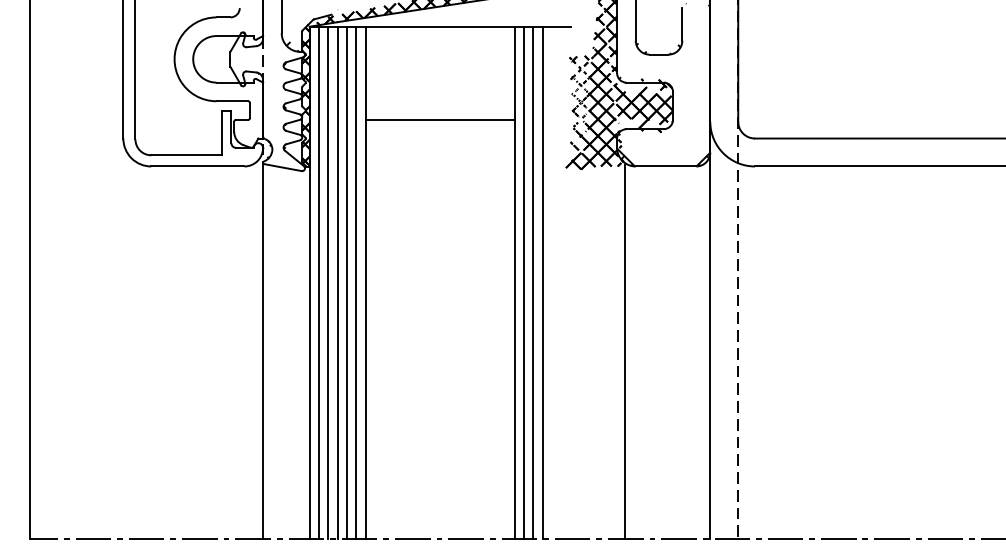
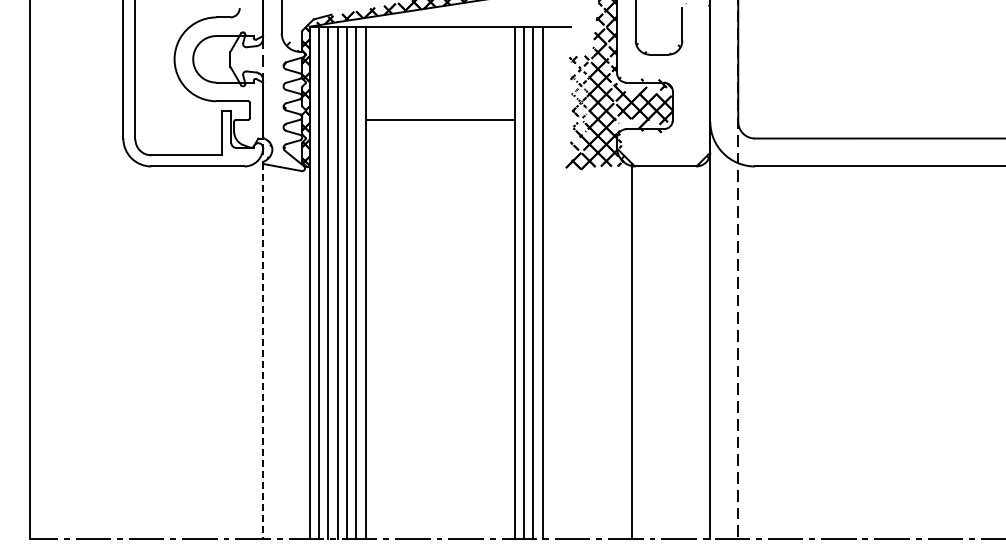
line: solid -> dashed (263, 351)
line position: (624, 352) -> (631, 352) (631, 352)
